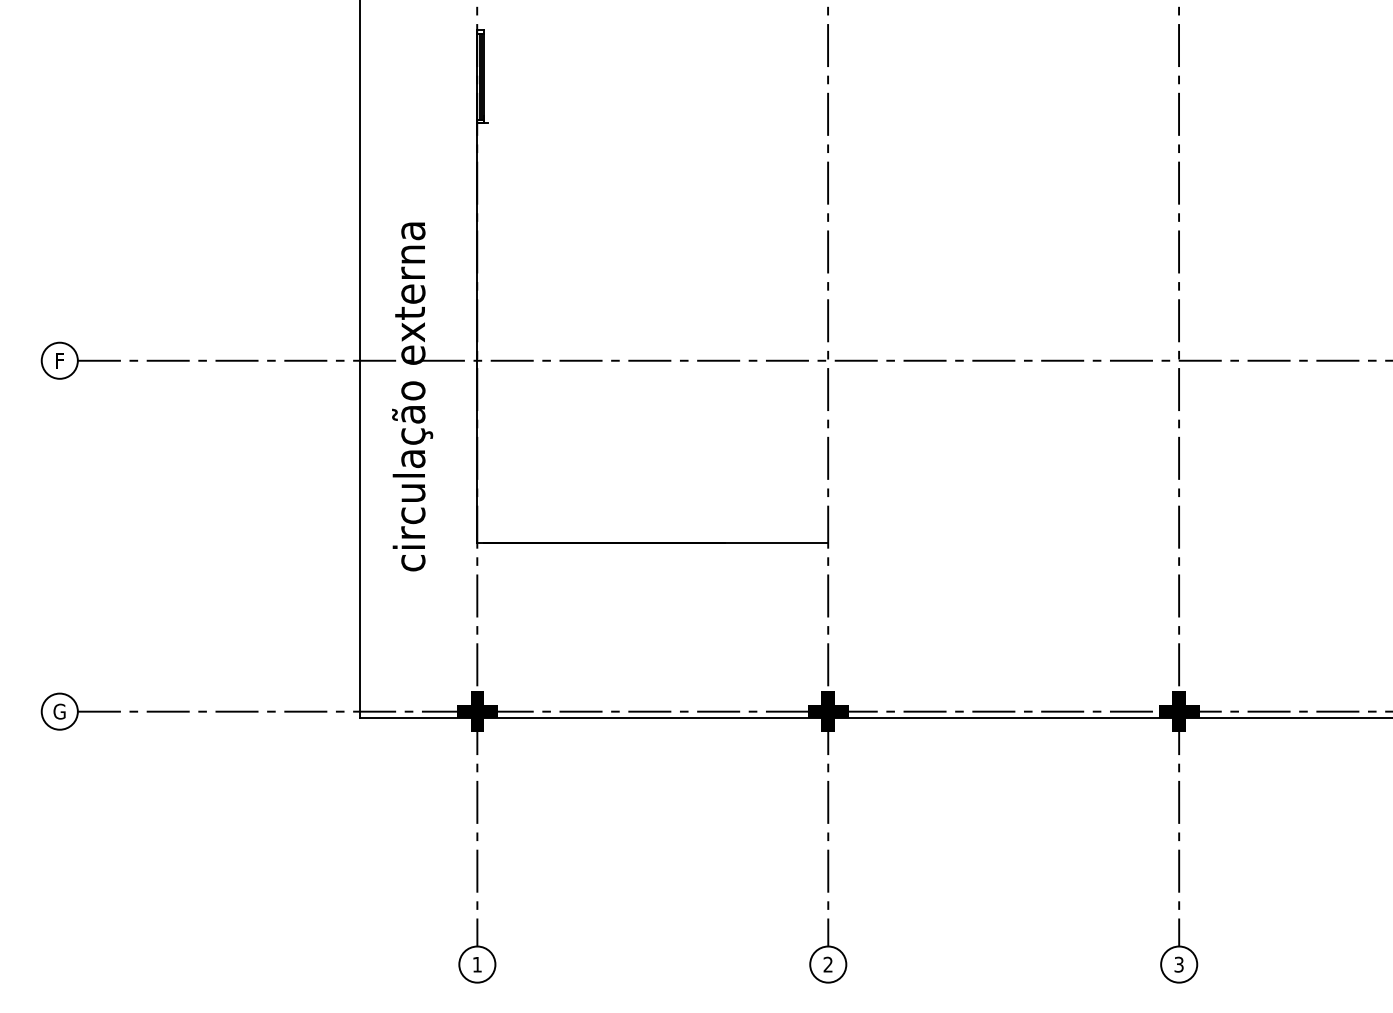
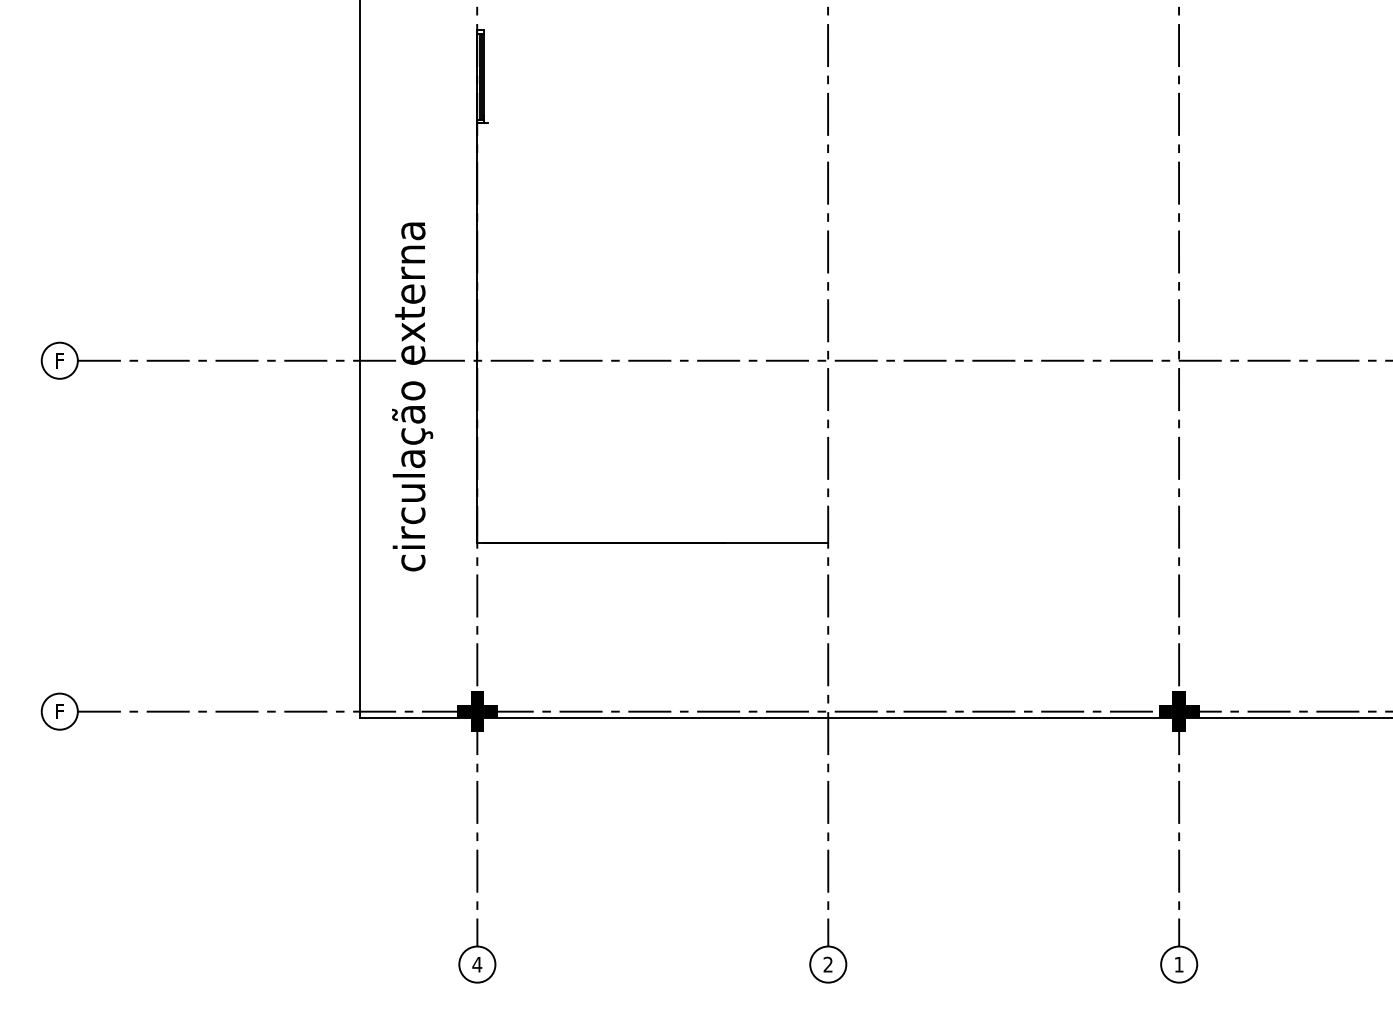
text: G -> F (59, 711)
fill: present -> none (827, 711)
text: 1 -> 4 (477, 964)
text: 3 -> 1 (1178, 964)
